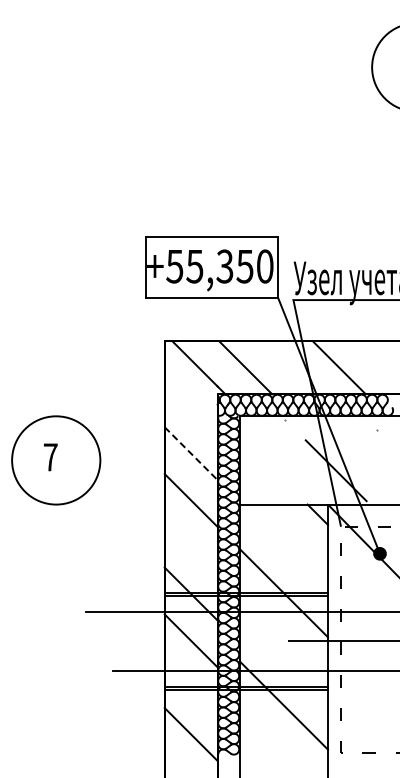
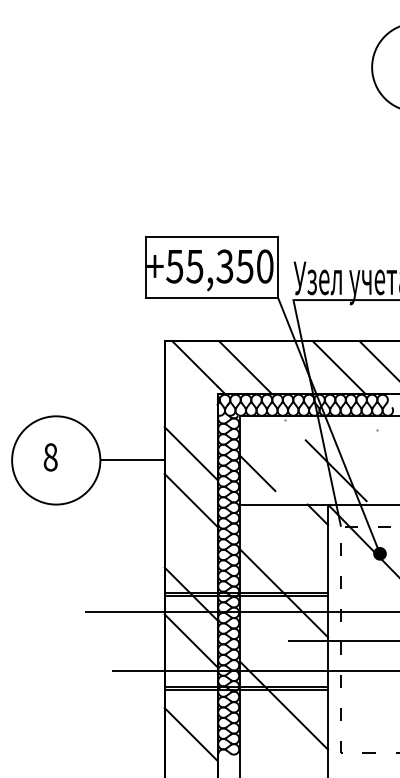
line: none -> present (377, 359)
line: dashed -> solid (191, 454)
text: 7 -> 8 (50, 457)
line: none -> present (132, 460)
line: none -> present (257, 473)
